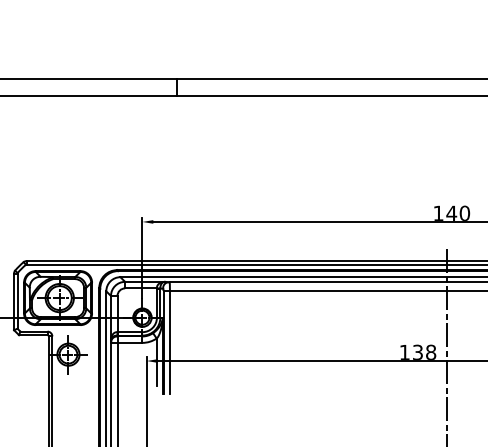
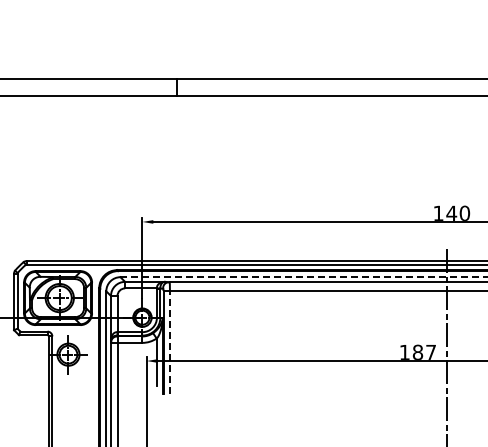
line: solid -> dashed (304, 277)
line: solid -> dashed (169, 342)
text: 138 -> 187 (424, 351)
